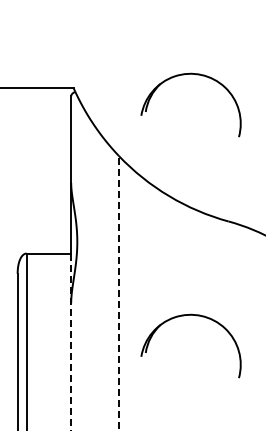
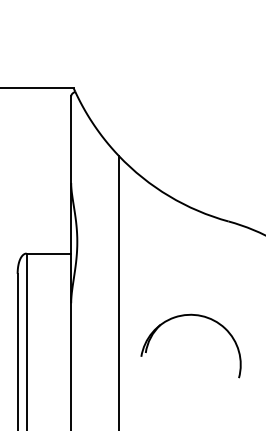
part: present -> none (184, 75)
line: dashed -> solid (118, 292)
line: dashed -> solid (71, 342)
